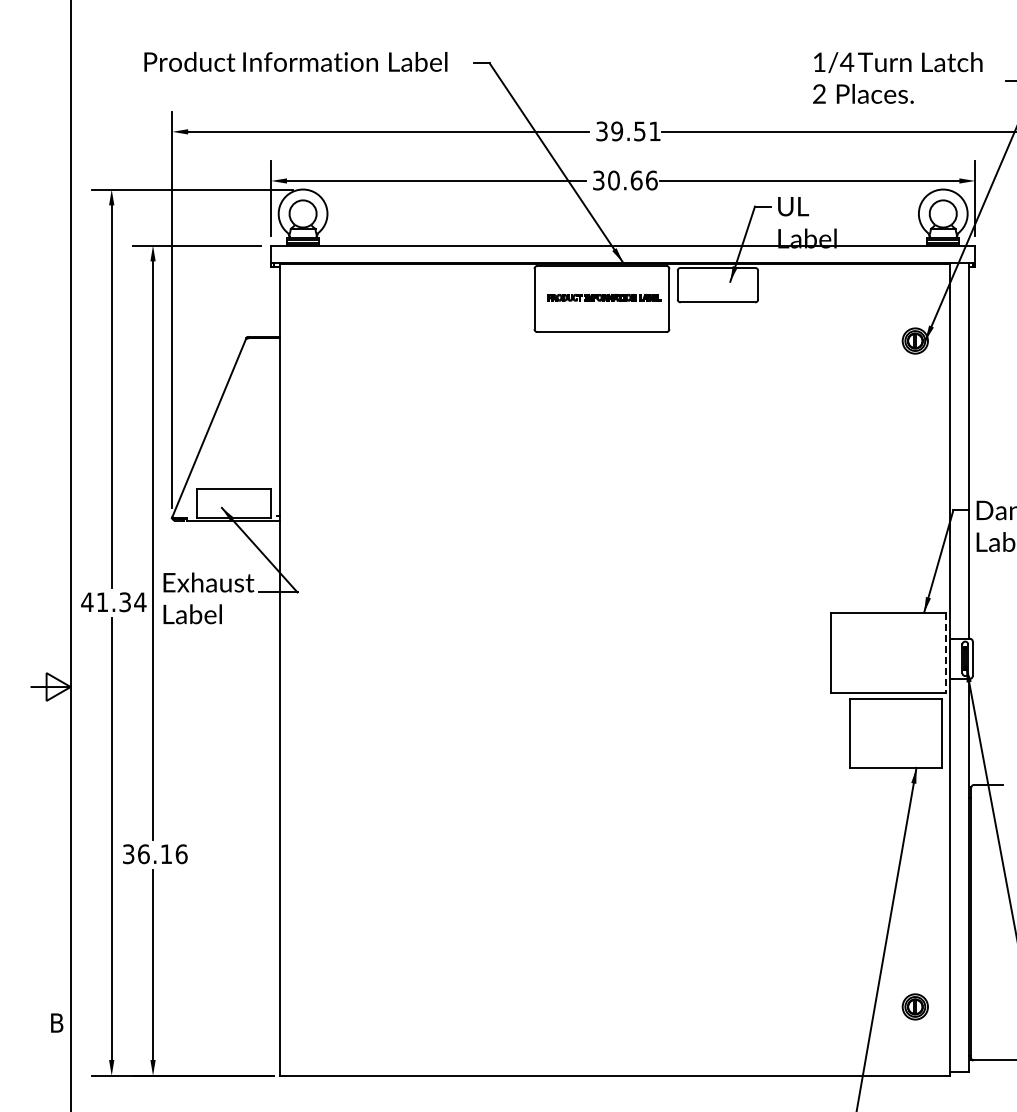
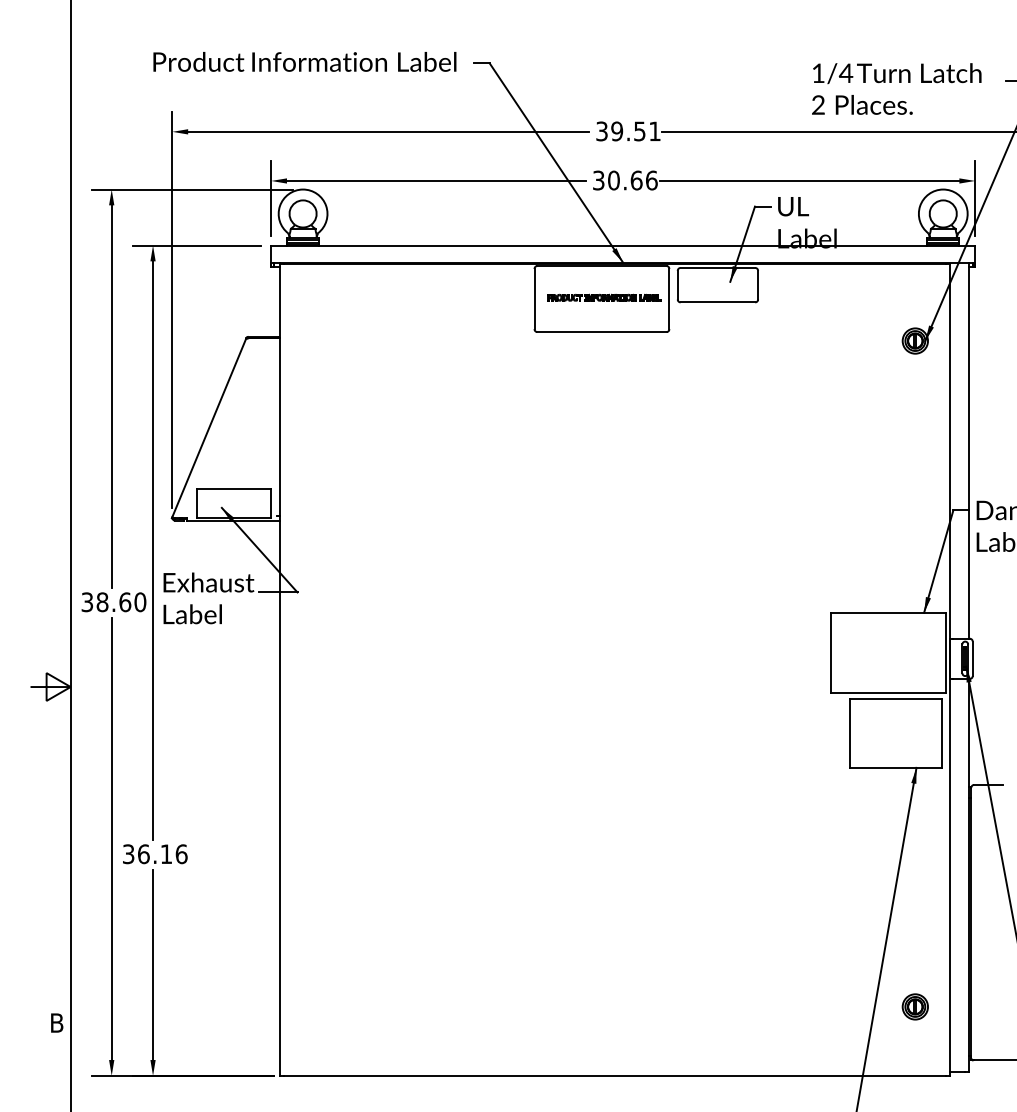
text position: (295, 61) -> (304, 61) (304, 61)
text position: (897, 77) -> (896, 88) (896, 88)
text: 41.34 -> 38.60 (113, 602)
line: dashed -> solid (945, 653)
